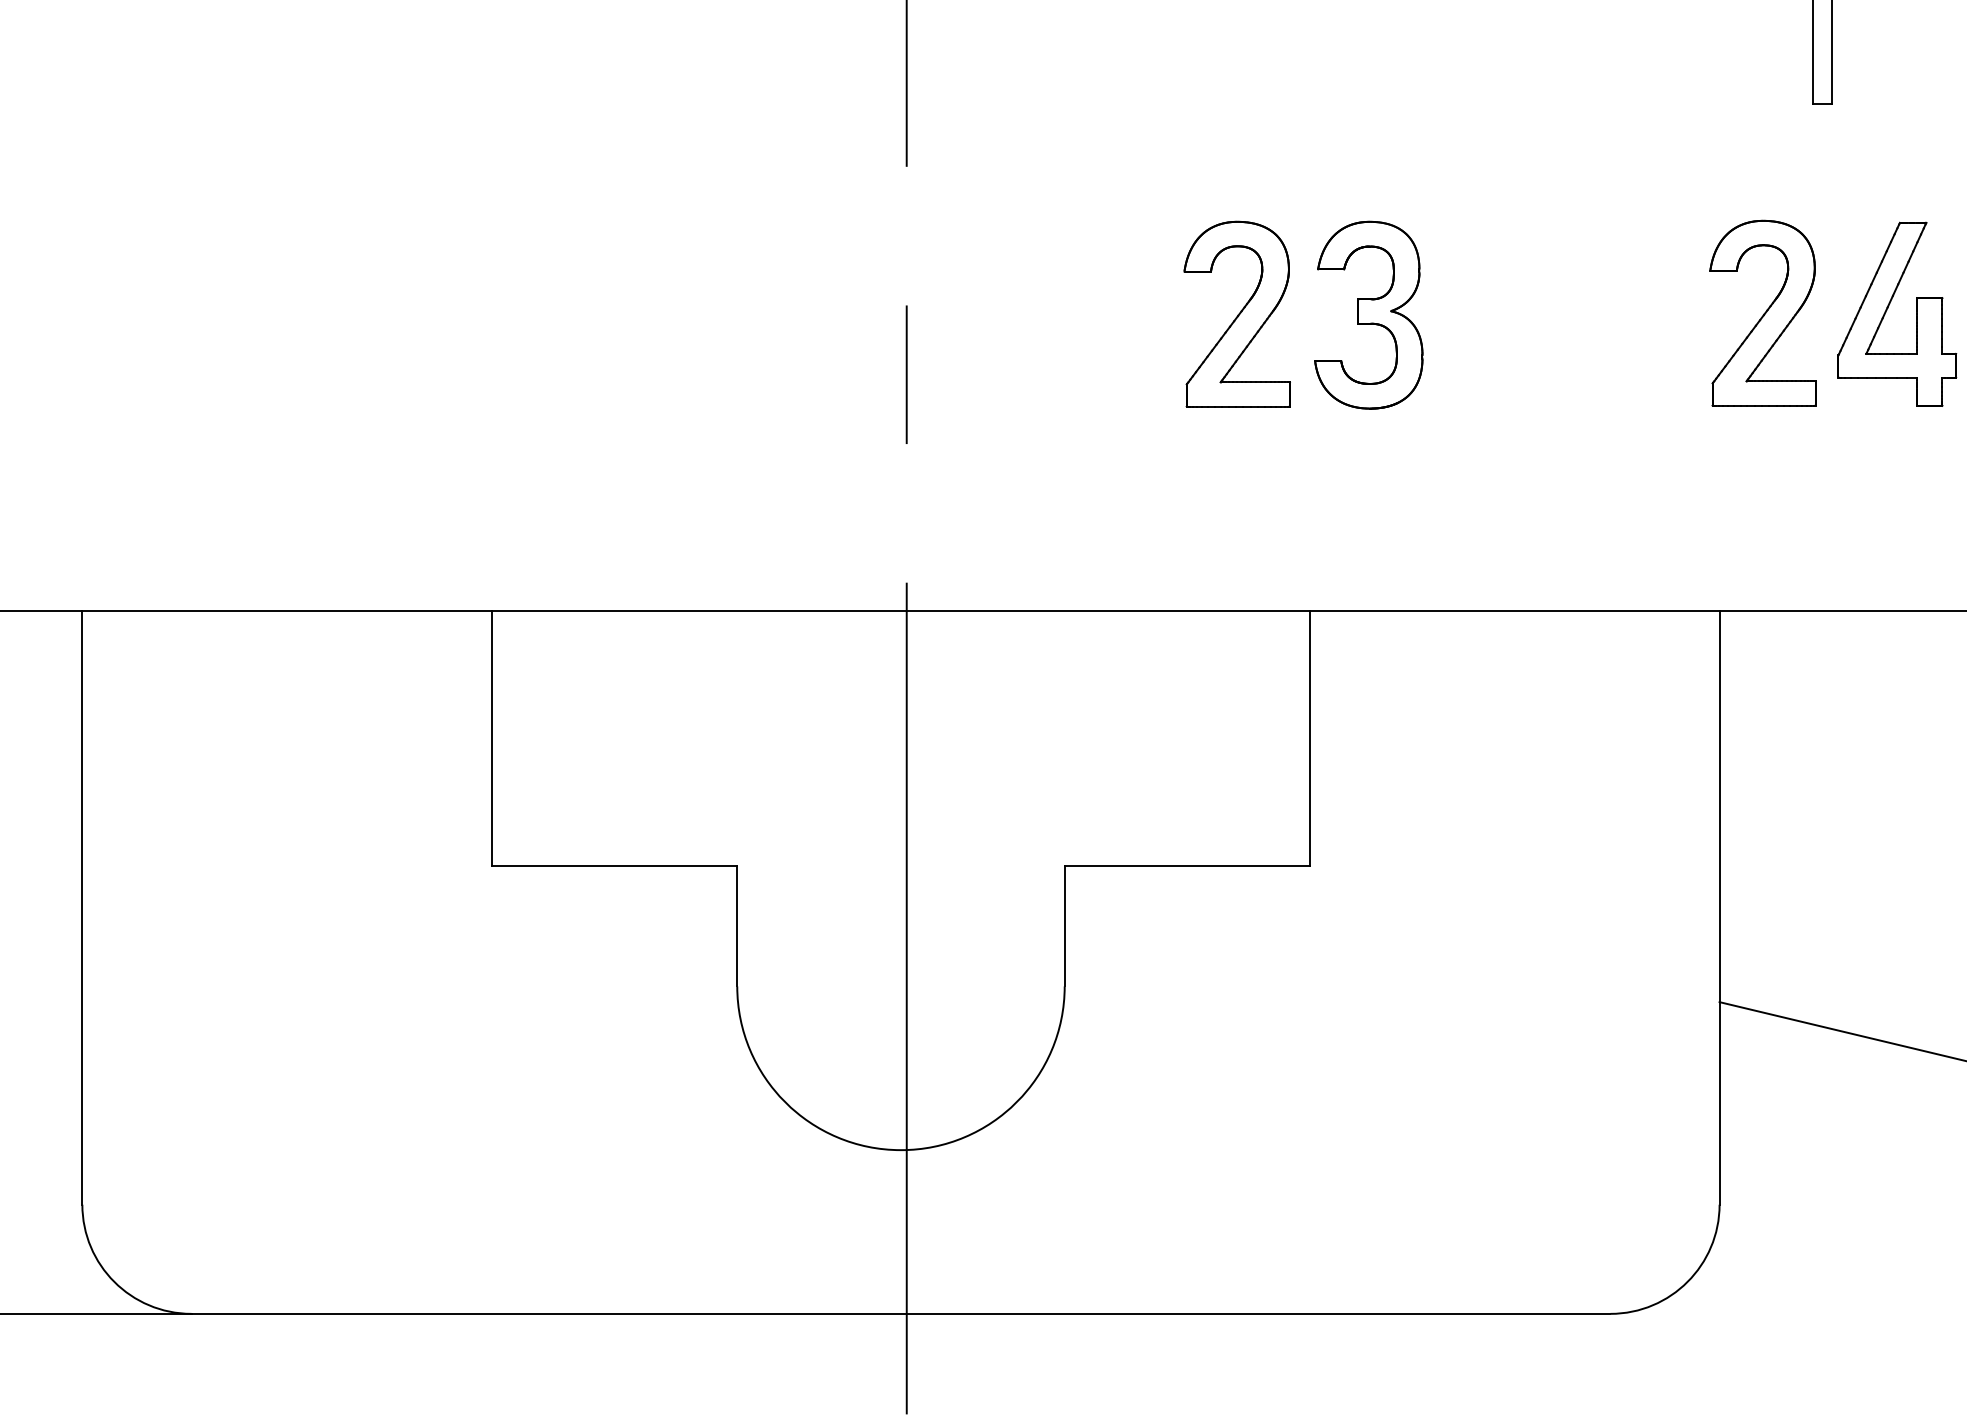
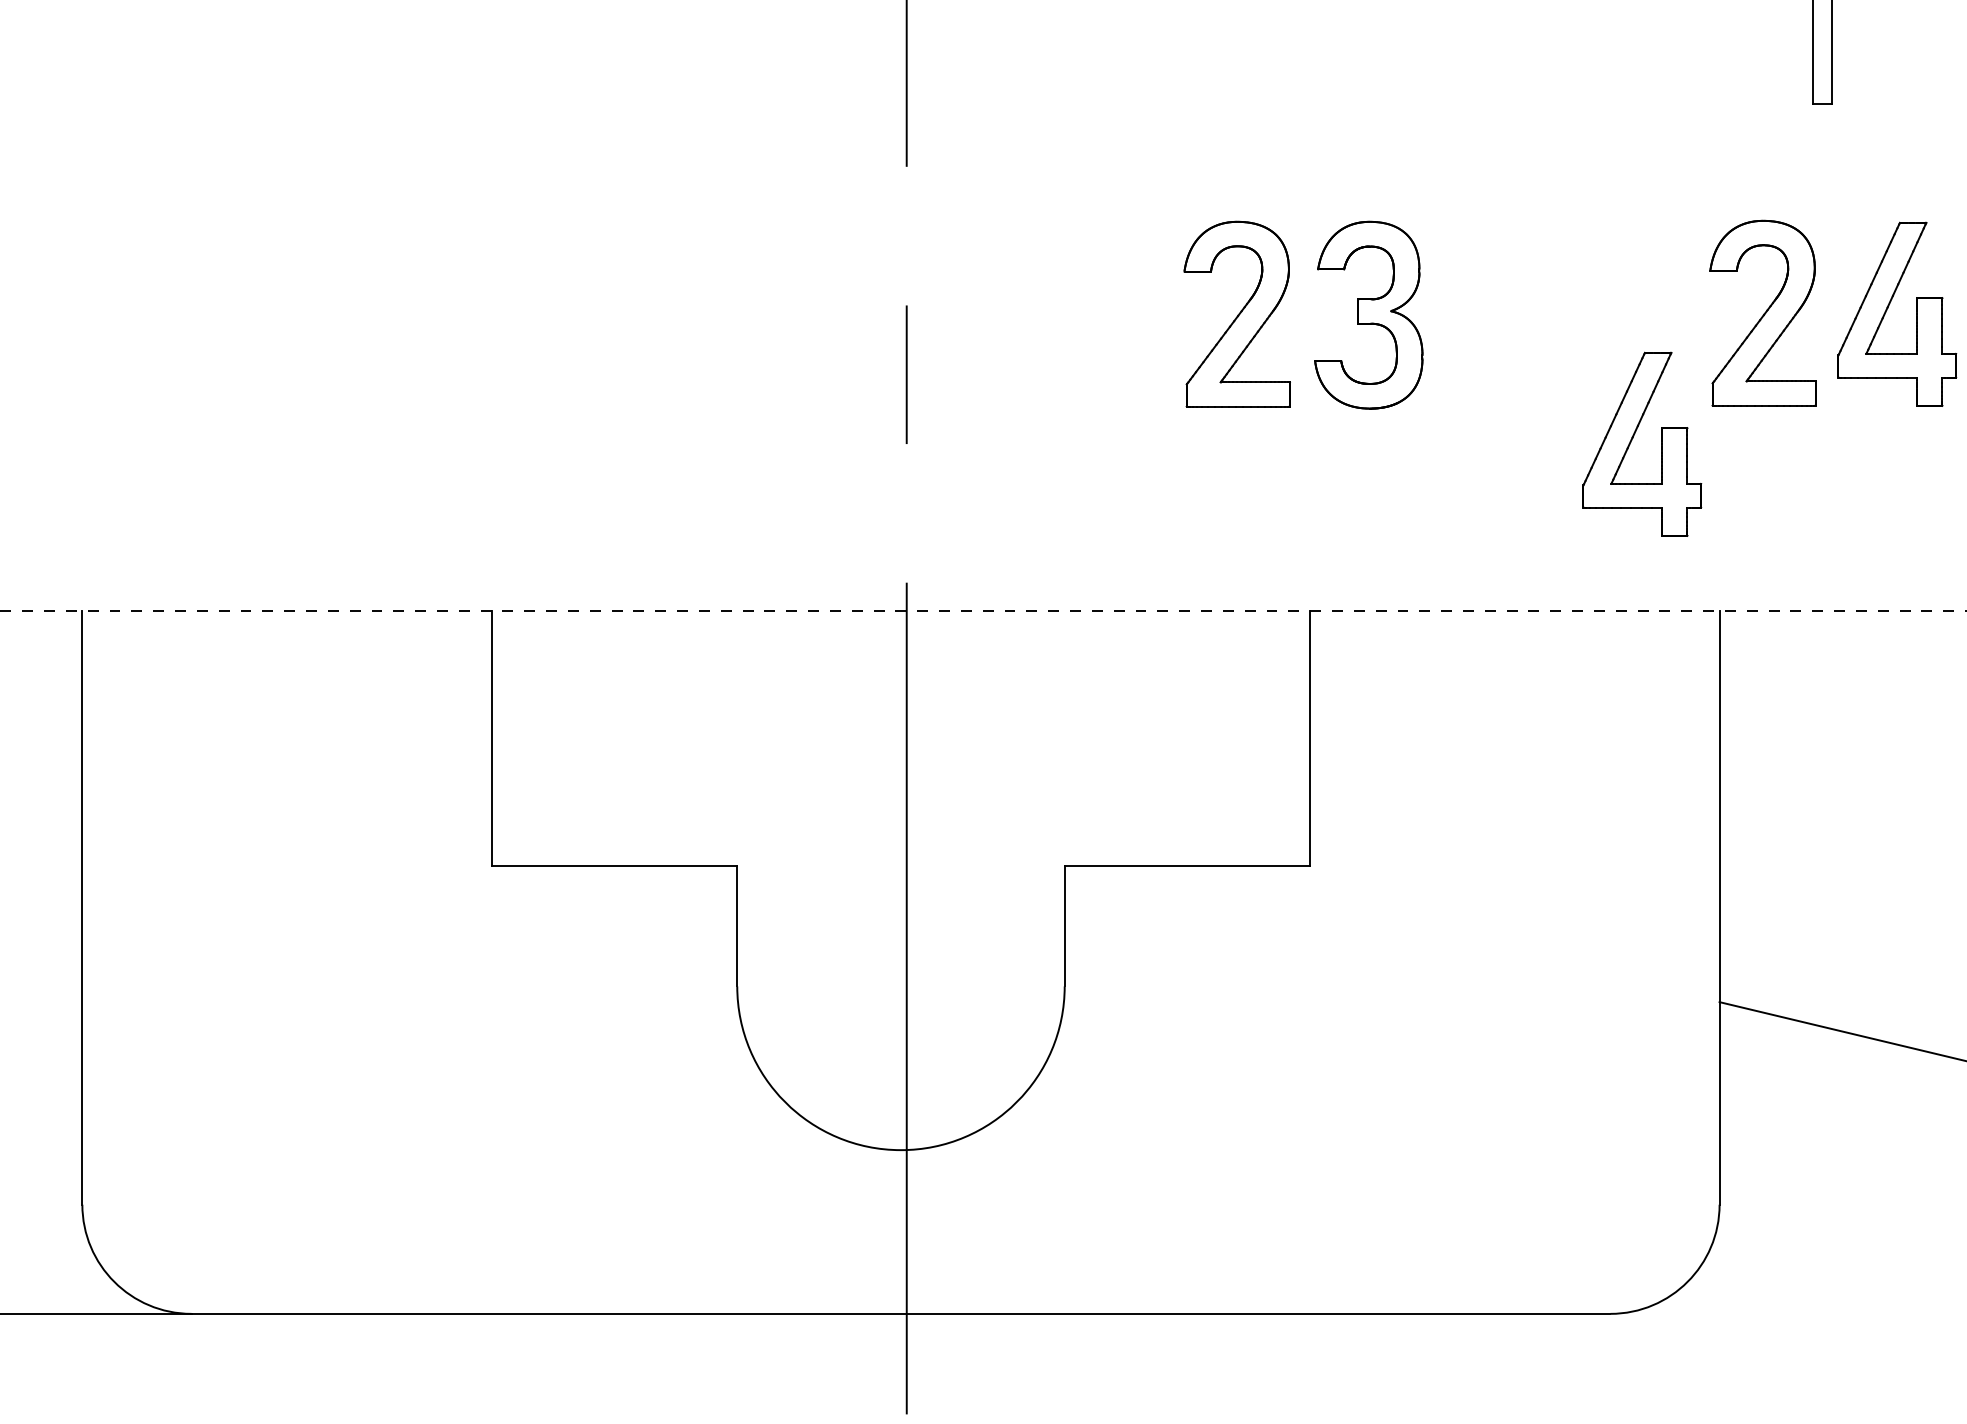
part: none -> present (1633, 438)
line: solid -> dashed (983, 611)
